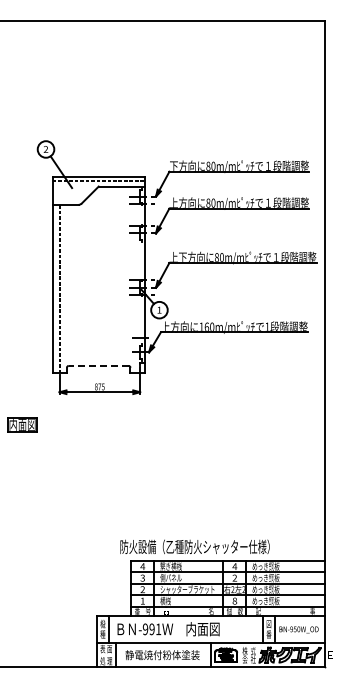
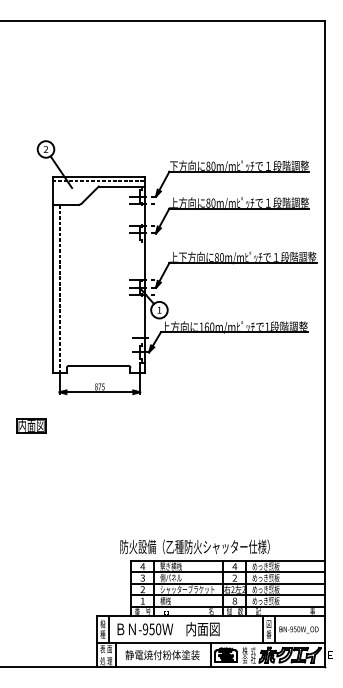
line: dashed -> solid (98, 365)
part position: (22, 424) -> (31, 425) (31, 425)
text: -991 -> -950 (155, 629)
